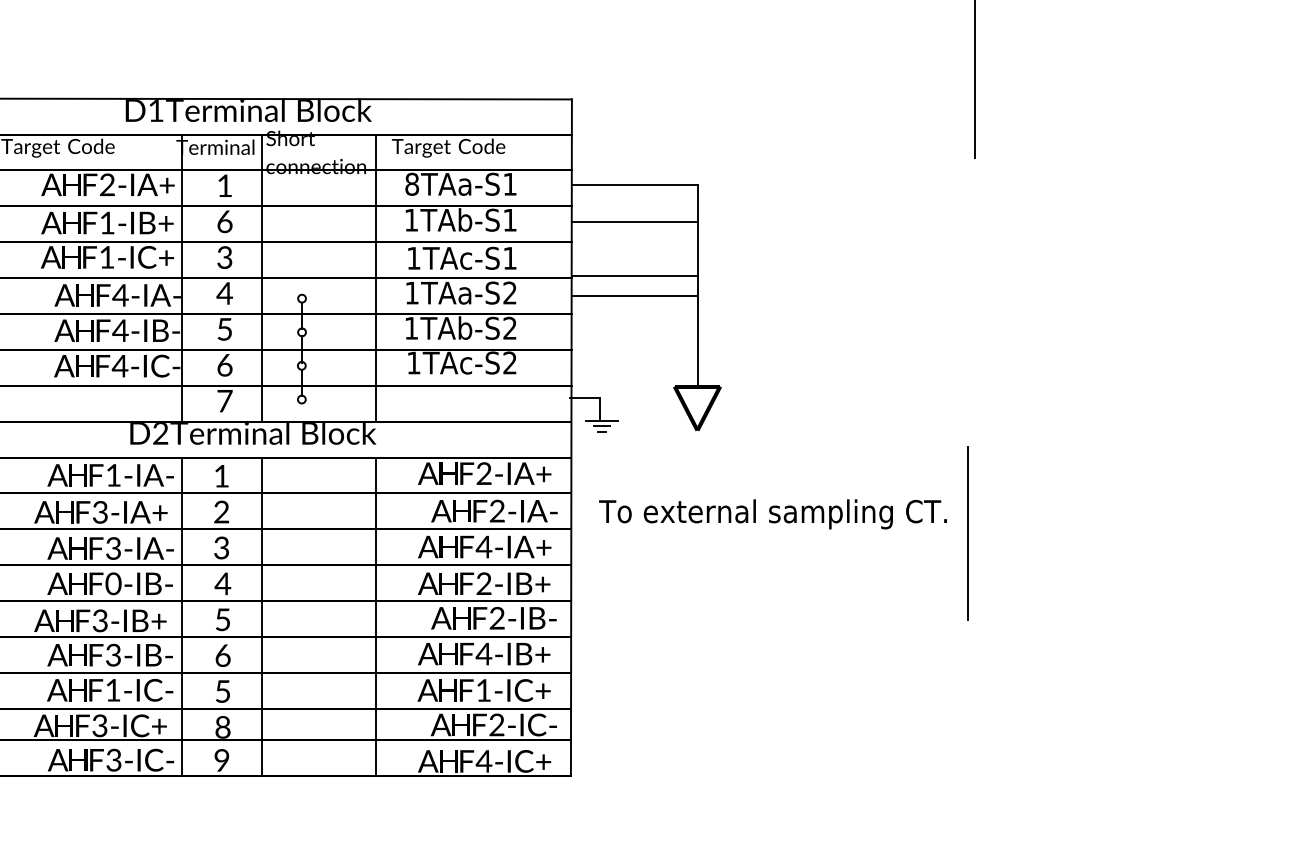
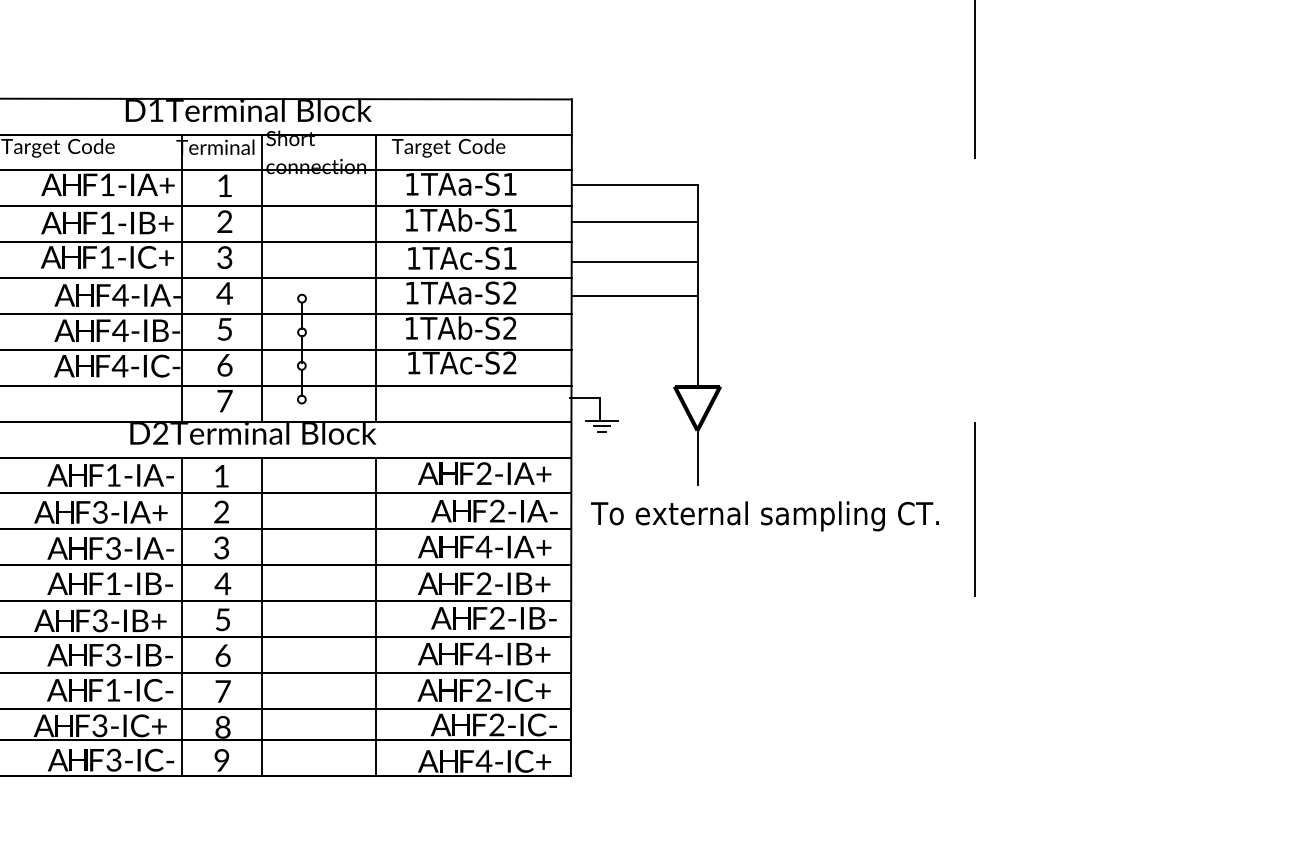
text: 8TAa-S1 -> 1TAa-S1 (412, 183)
text: F2-IA+ -> F1-IA+ (107, 184)
text: 6 -> 2 (224, 221)
line position: (635, 276) -> (635, 262) (635, 262)
line: none -> present (697, 457)
text position: (772, 514) -> (764, 516) (764, 516)
line position: (967, 533) -> (974, 509) (974, 509)
text: F0-IB- -> F1-IB- (113, 583)
text: F1-IC+ -> F2-IC+ (483, 690)
text: 5 -> 7 (222, 691)
